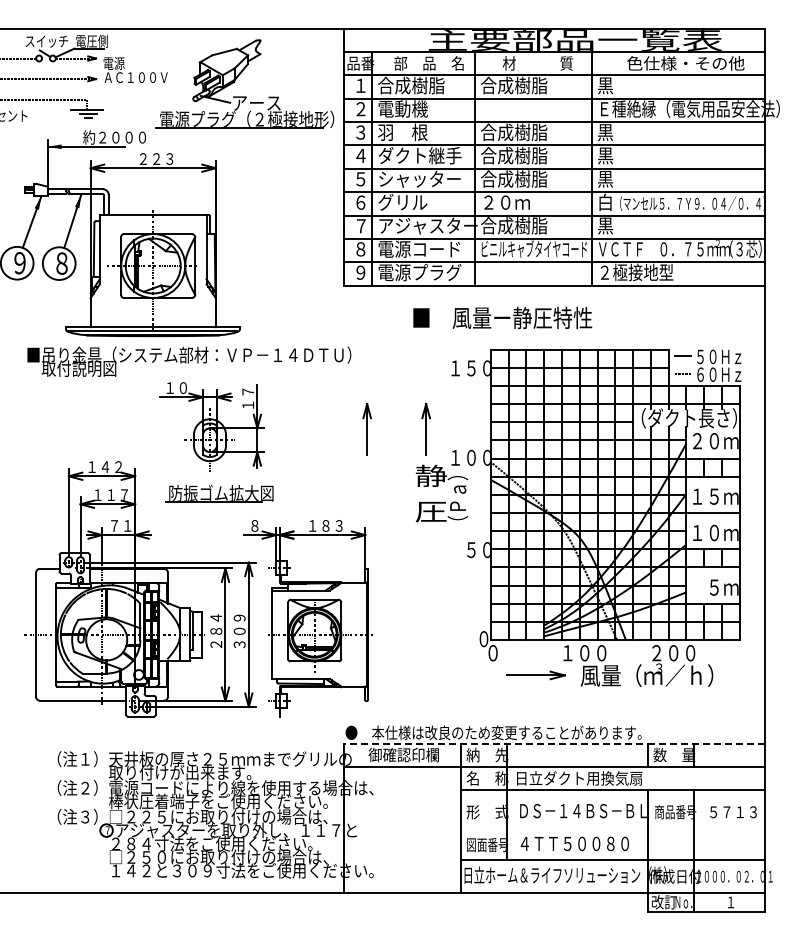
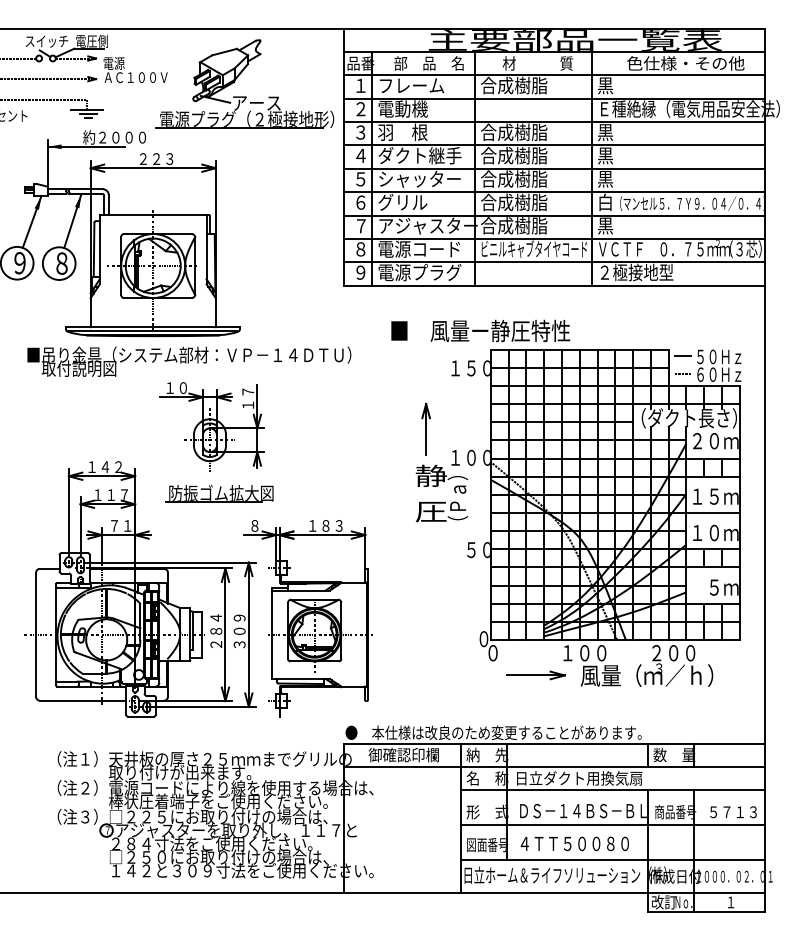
text: 合成樹脂 -> フレーム (411, 85)
text: ２０ｍ -> 合成樹脂 (514, 202)
text position: (502, 317) -> (480, 330) (480, 330)
part: present -> none (366, 429)
line: dashed -> solid (553, 743)
line: none -> present (612, 825)
